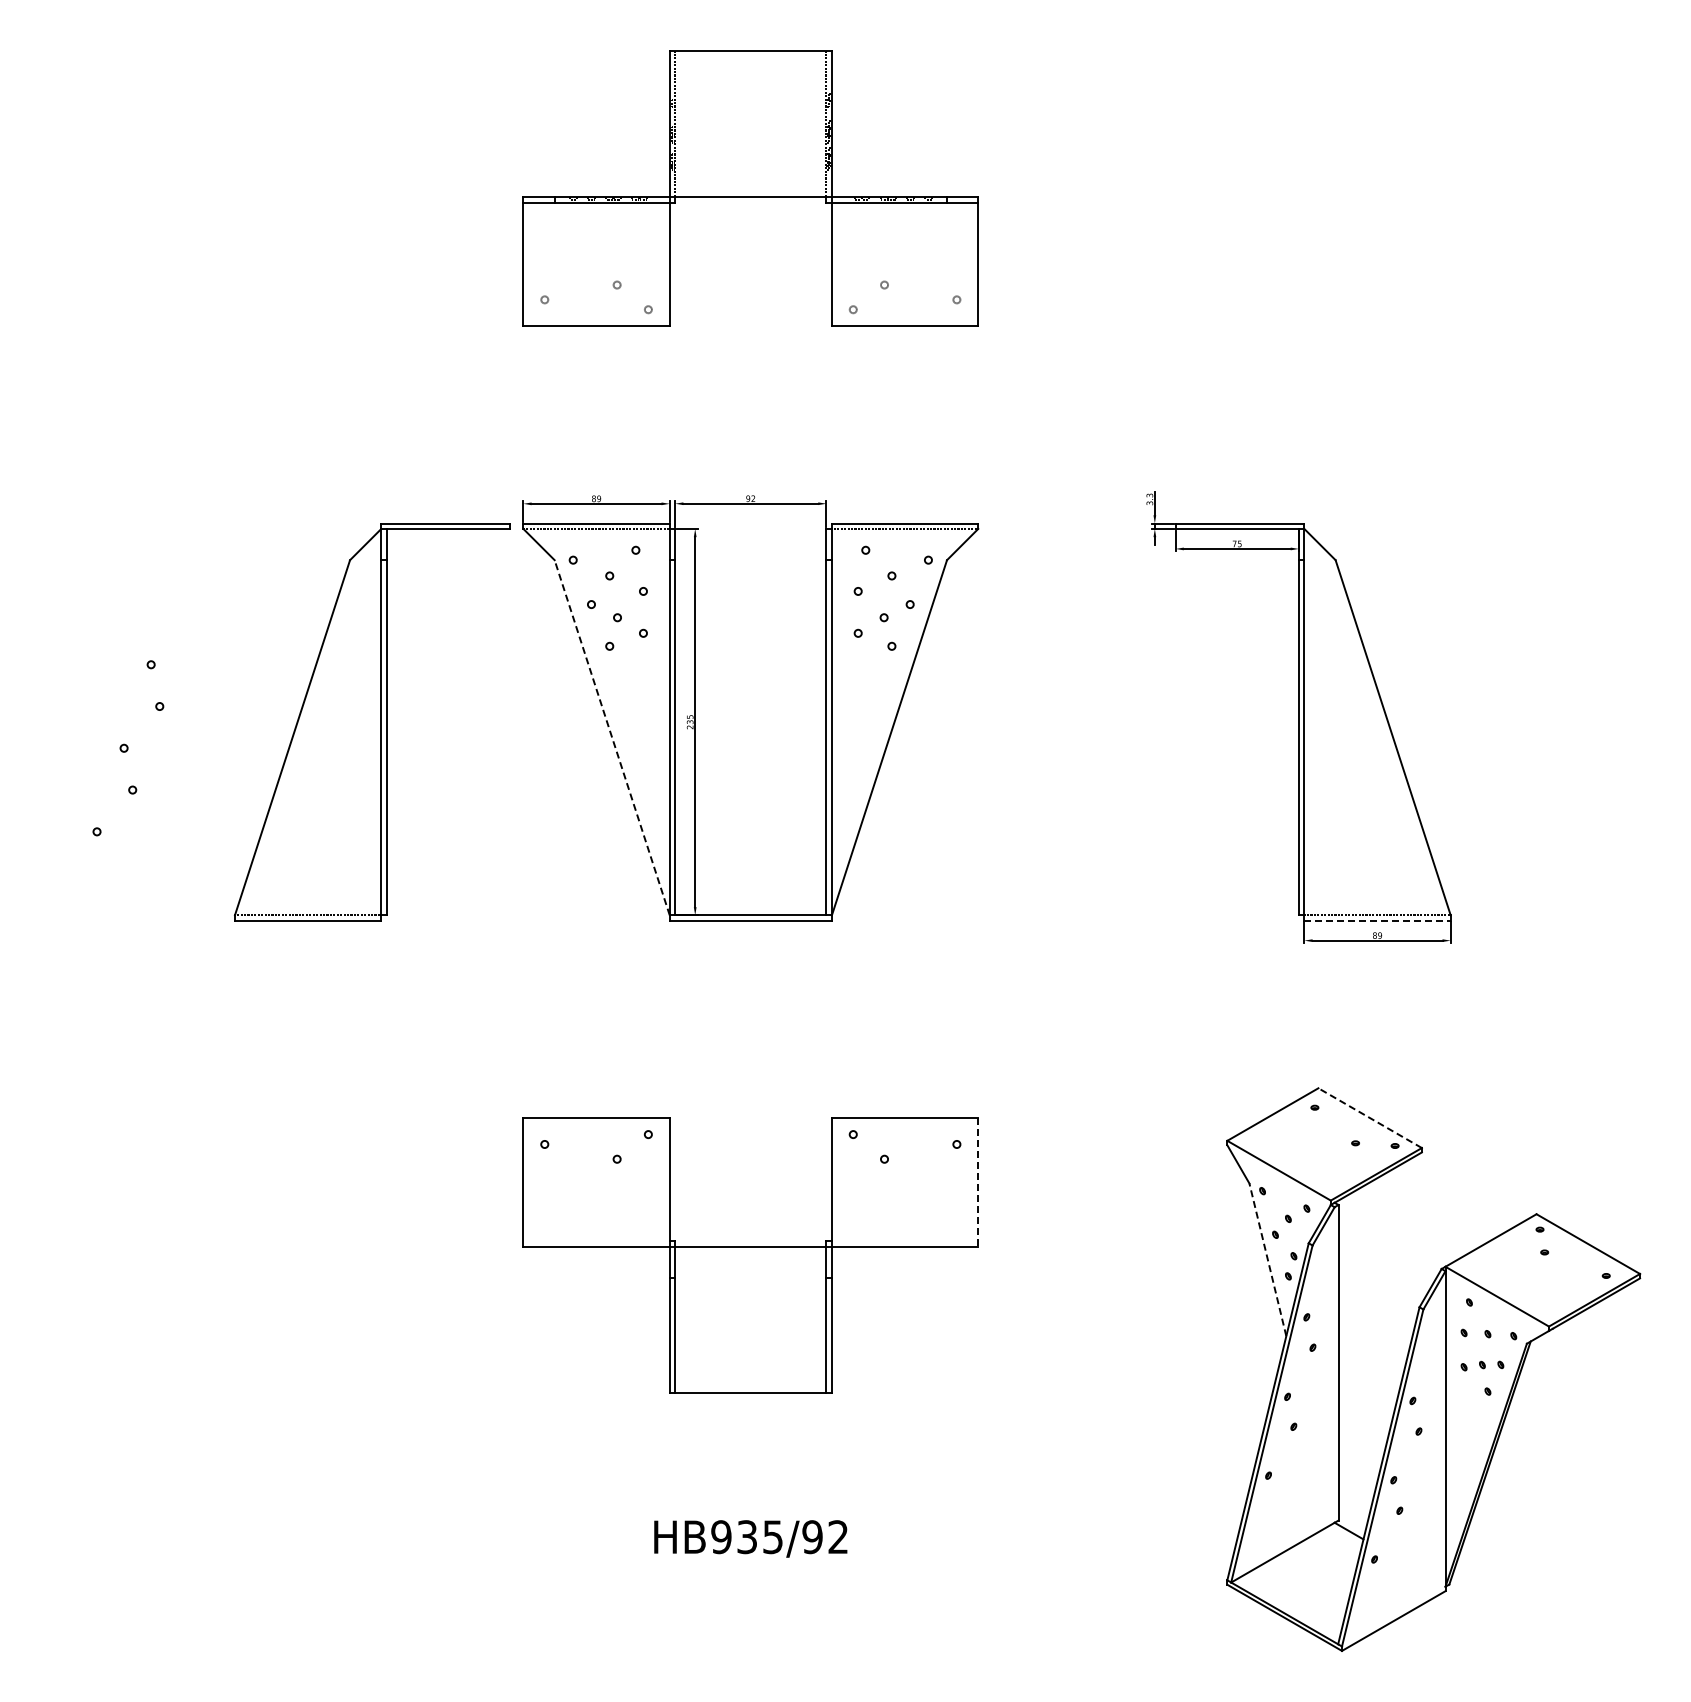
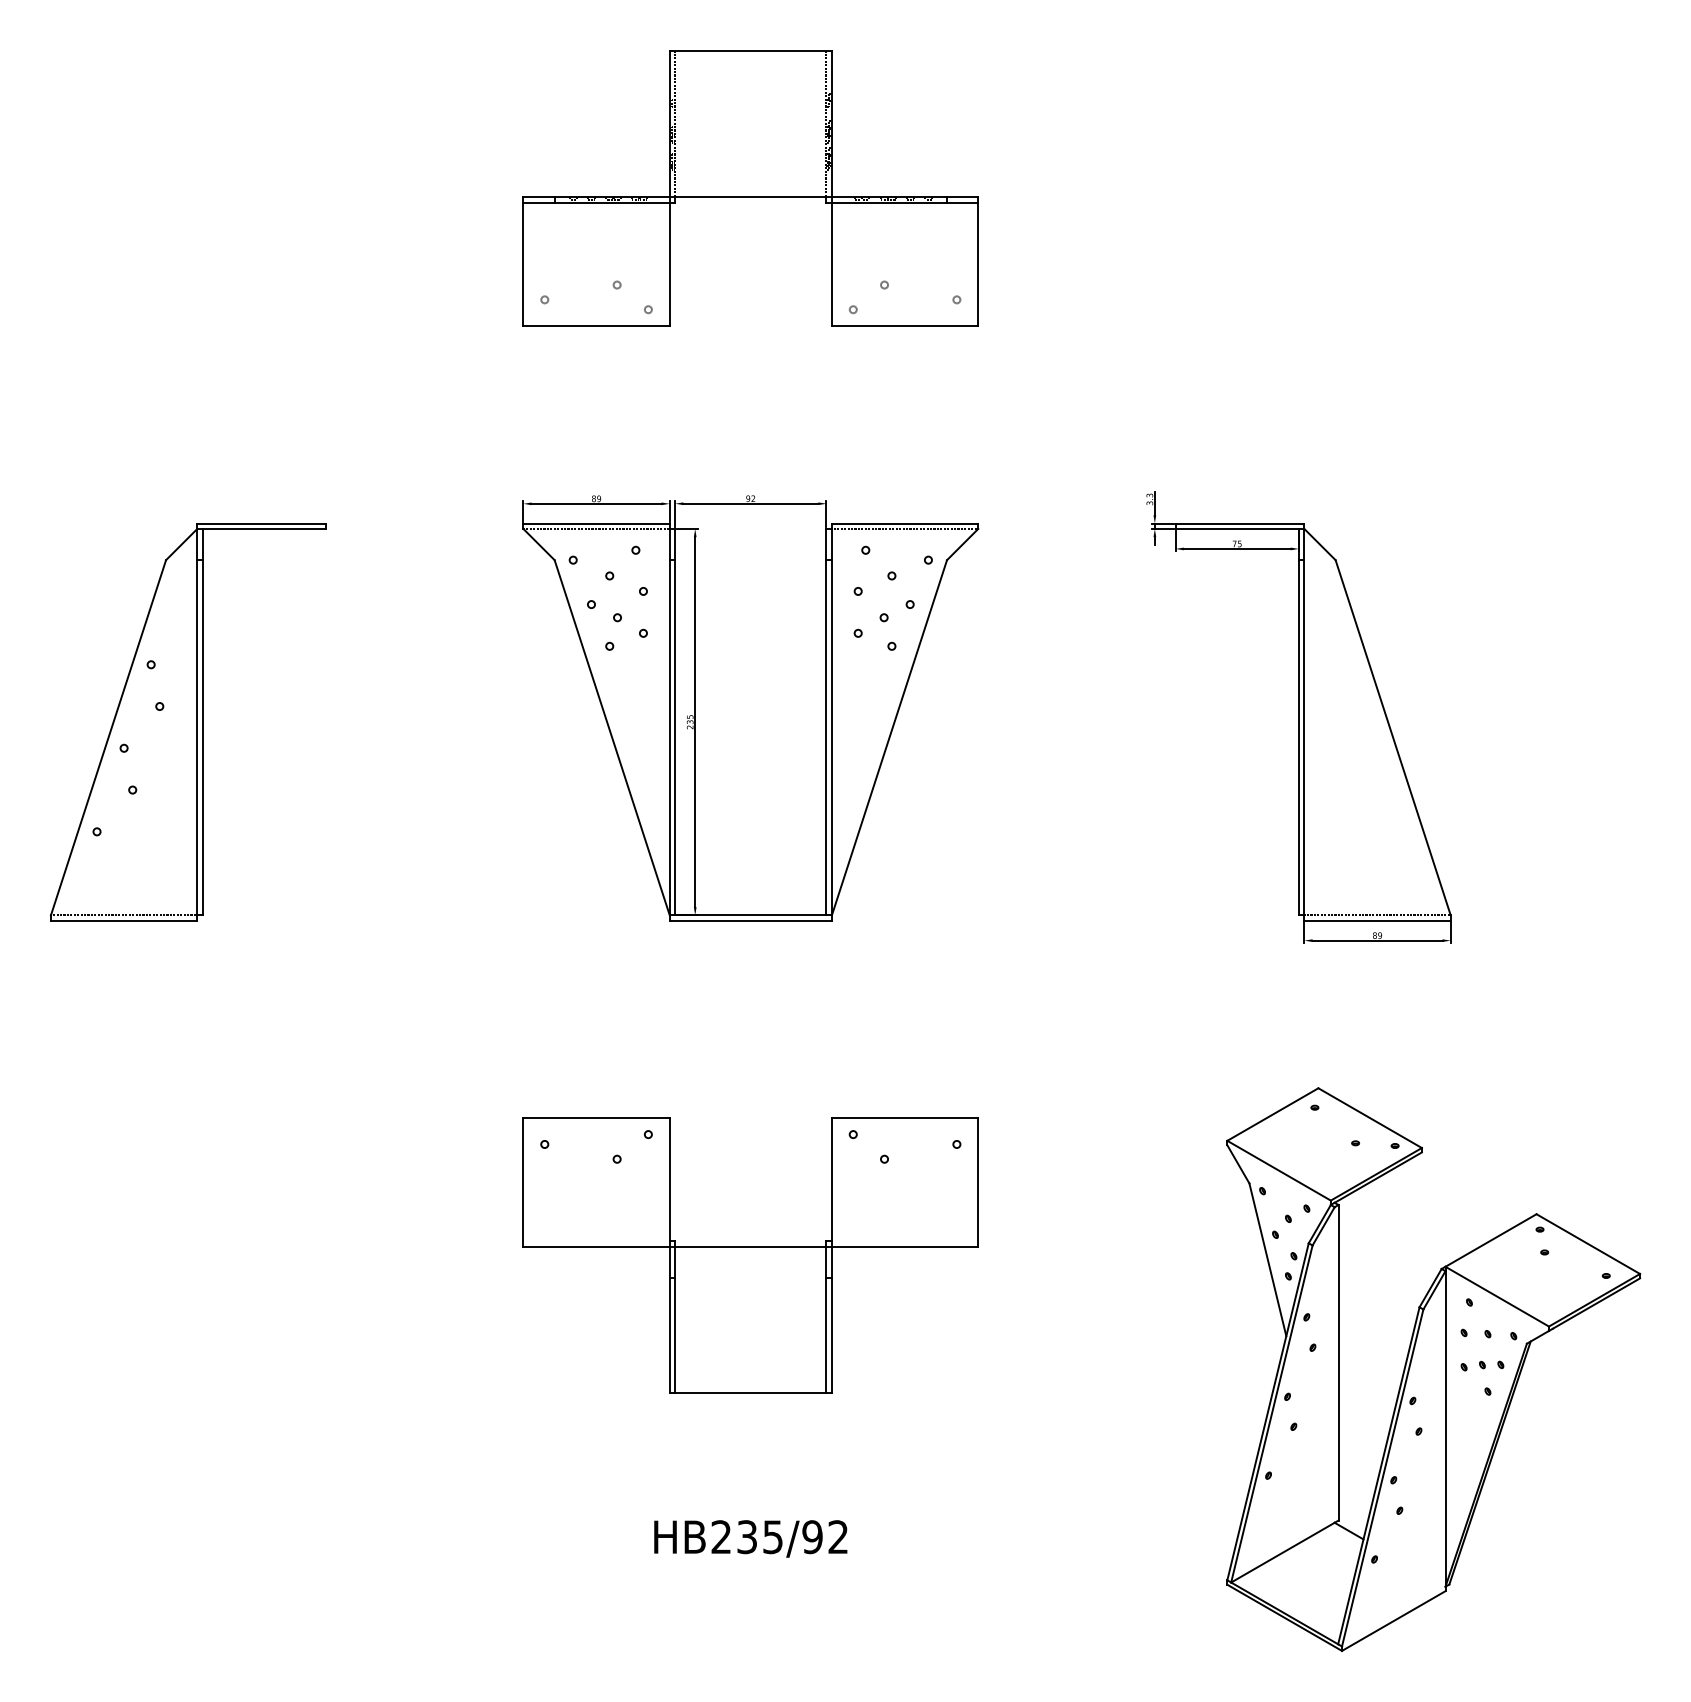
part position: (372, 722) -> (188, 722) (188, 722)
line: dashed -> solid (612, 737)
line: dashed -> solid (1378, 920)
line: dashed -> solid (1370, 1118)
line: dashed -> solid (978, 1183)
line: dashed -> solid (1267, 1259)
text: HB935/92 -> HB235/92 (721, 1537)
